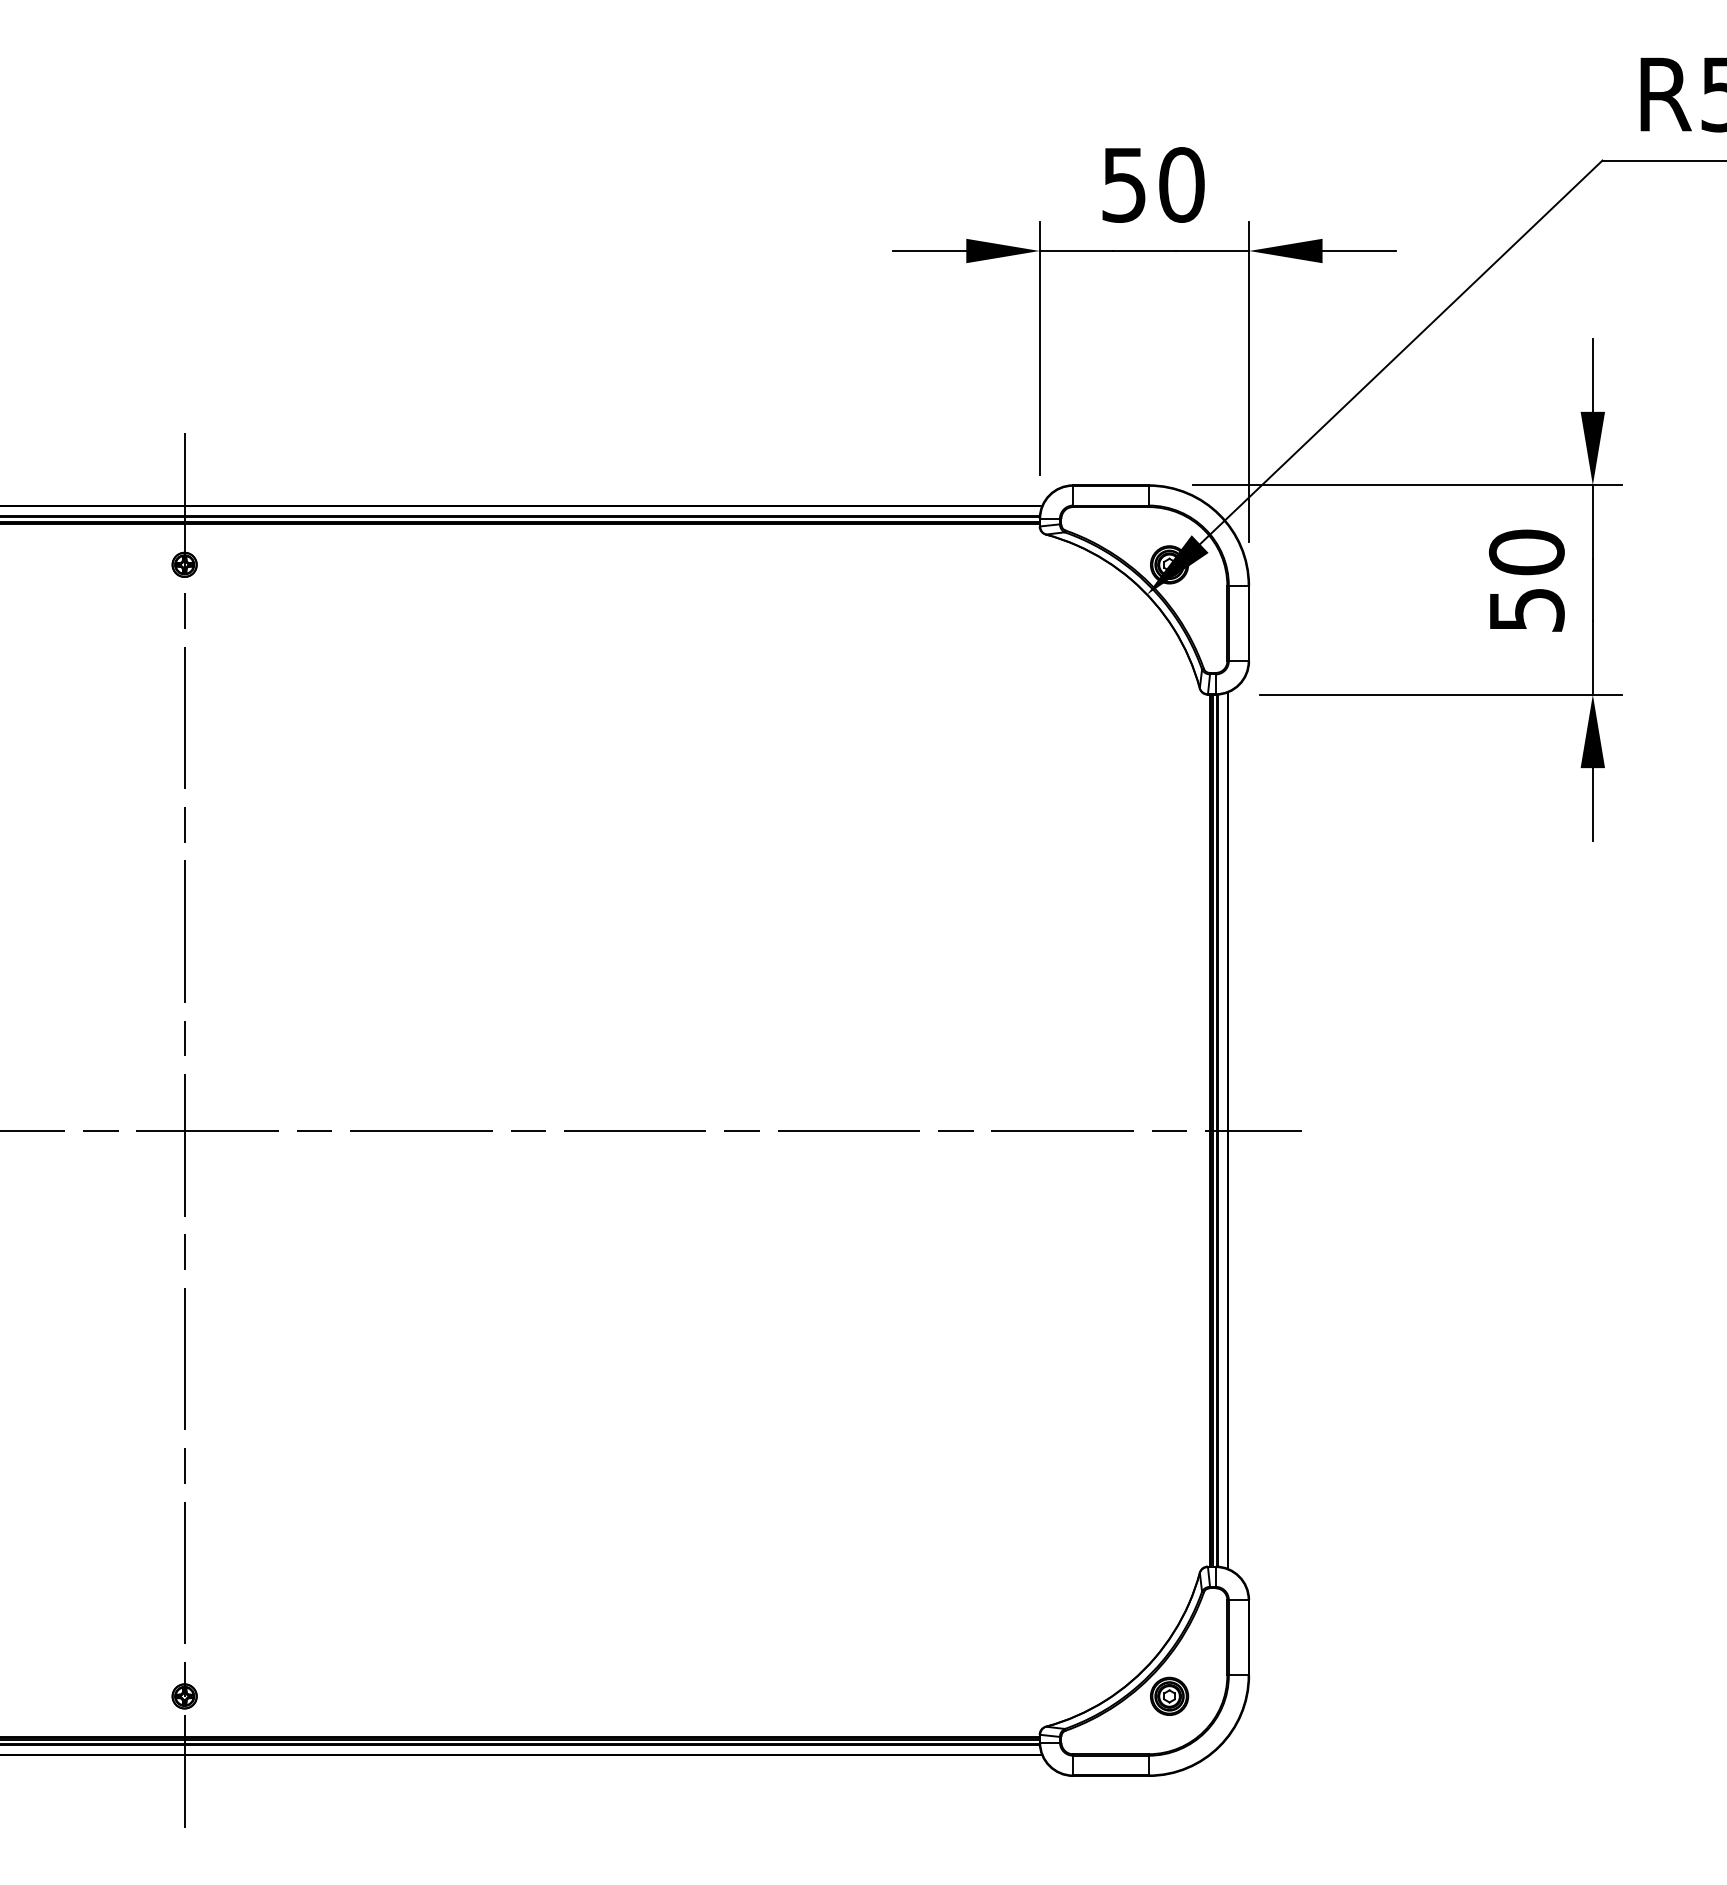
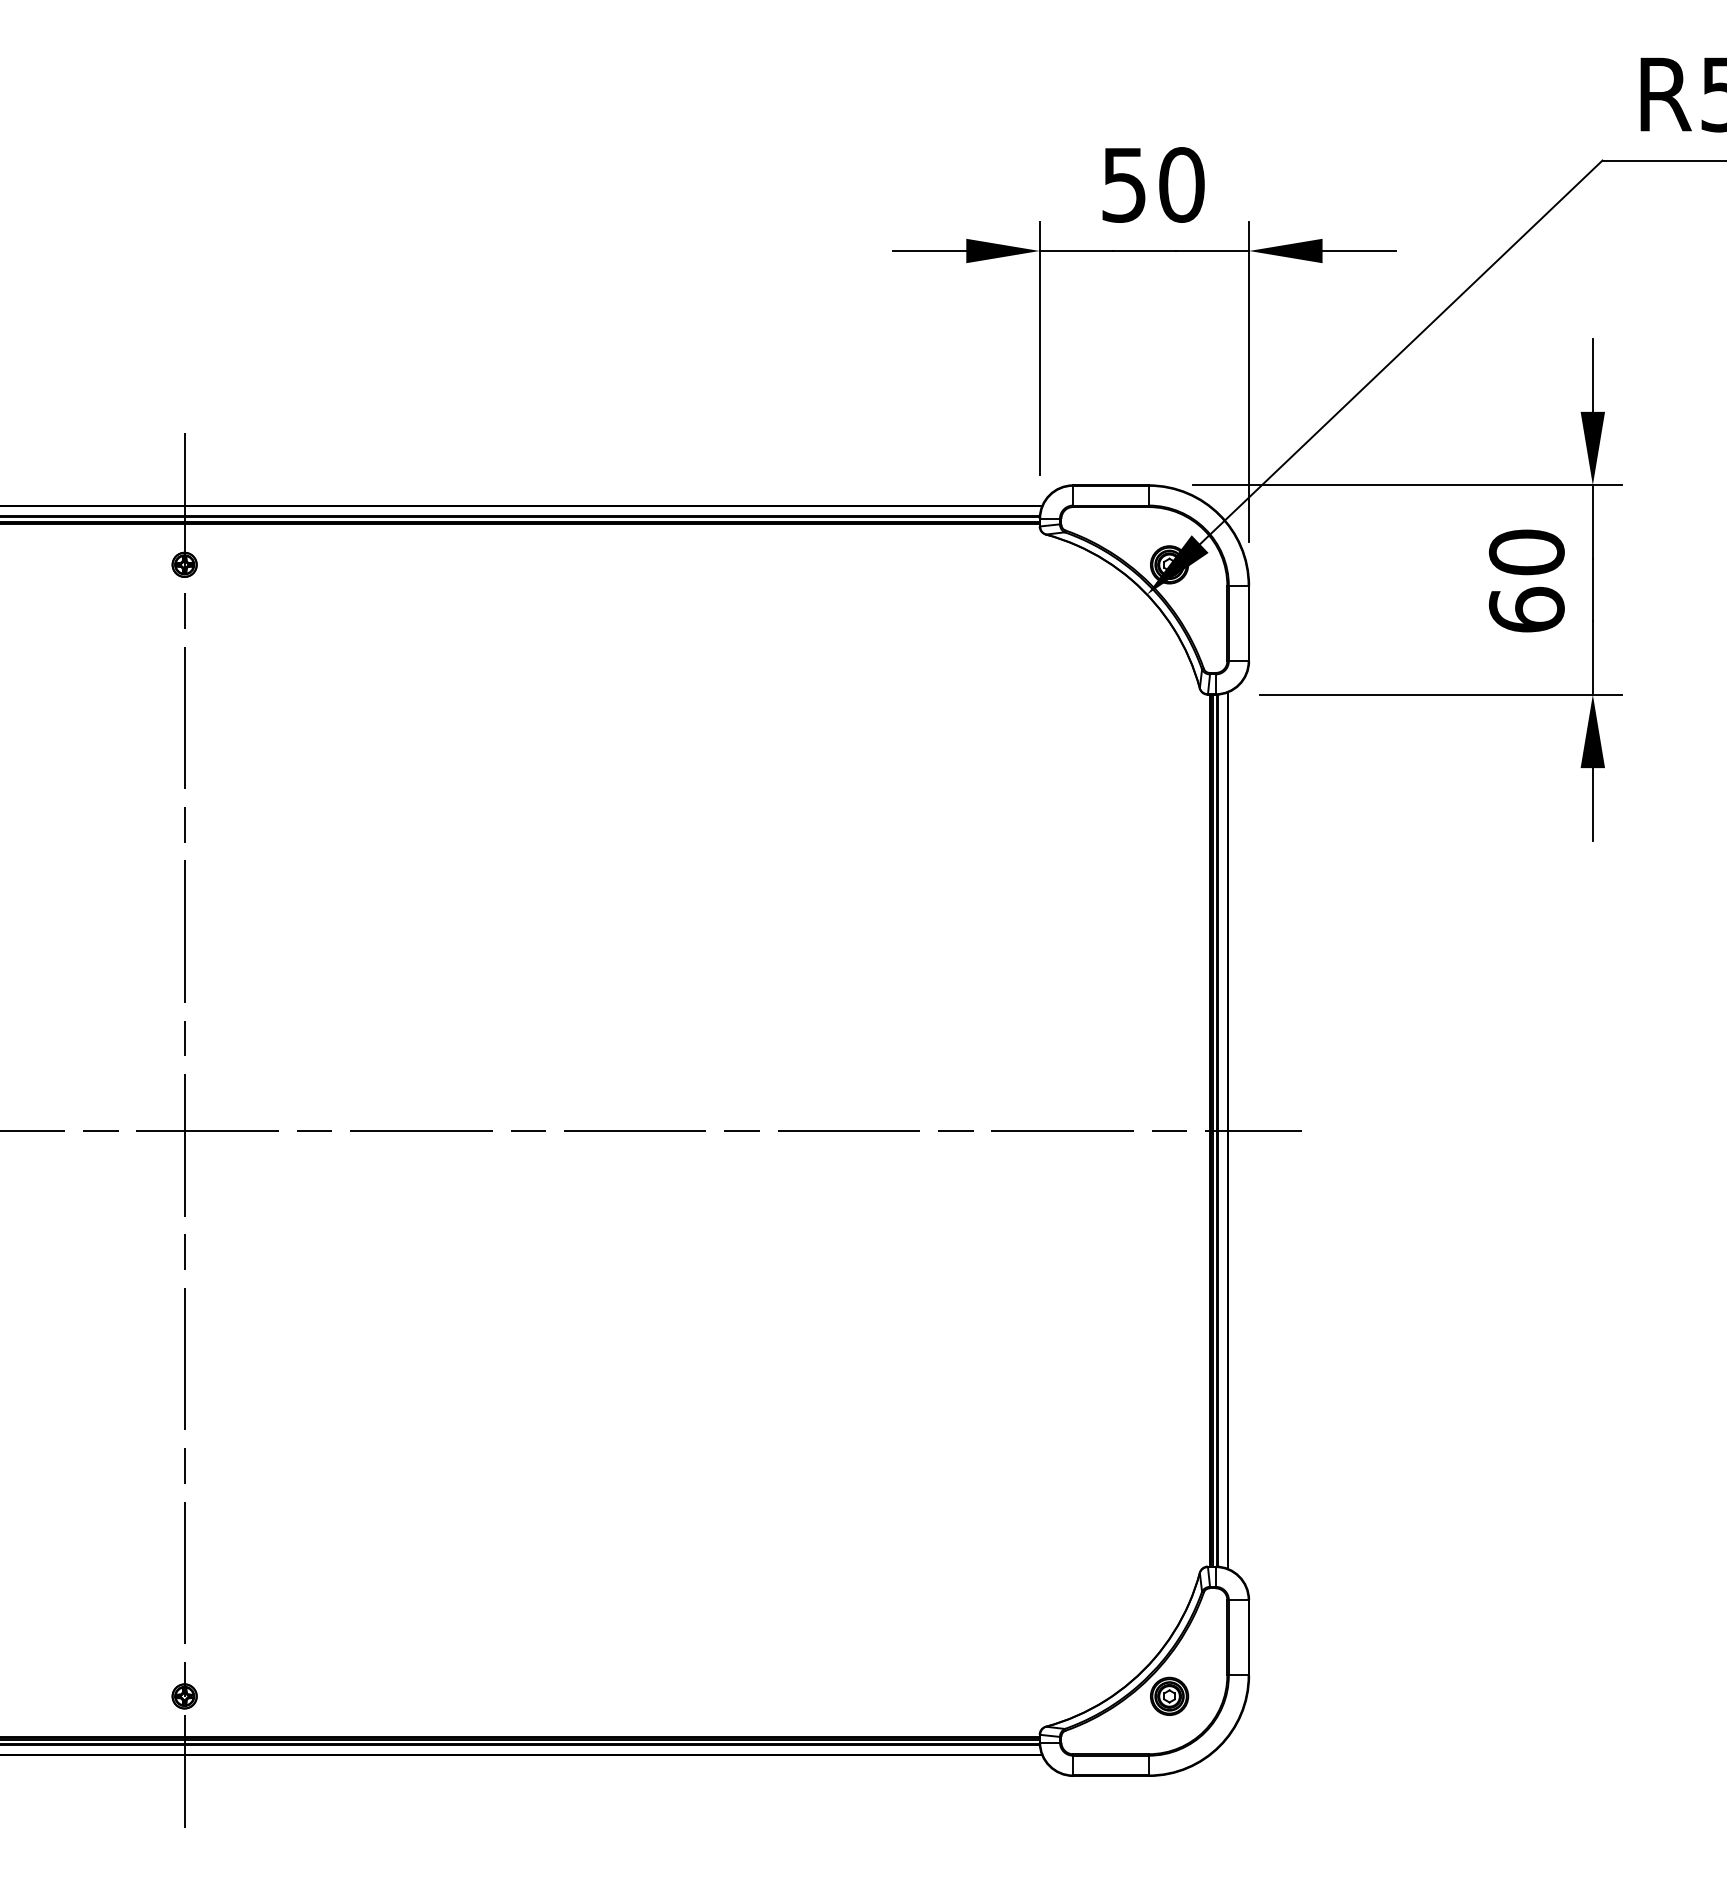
text: 50 -> 60 (1526, 609)
